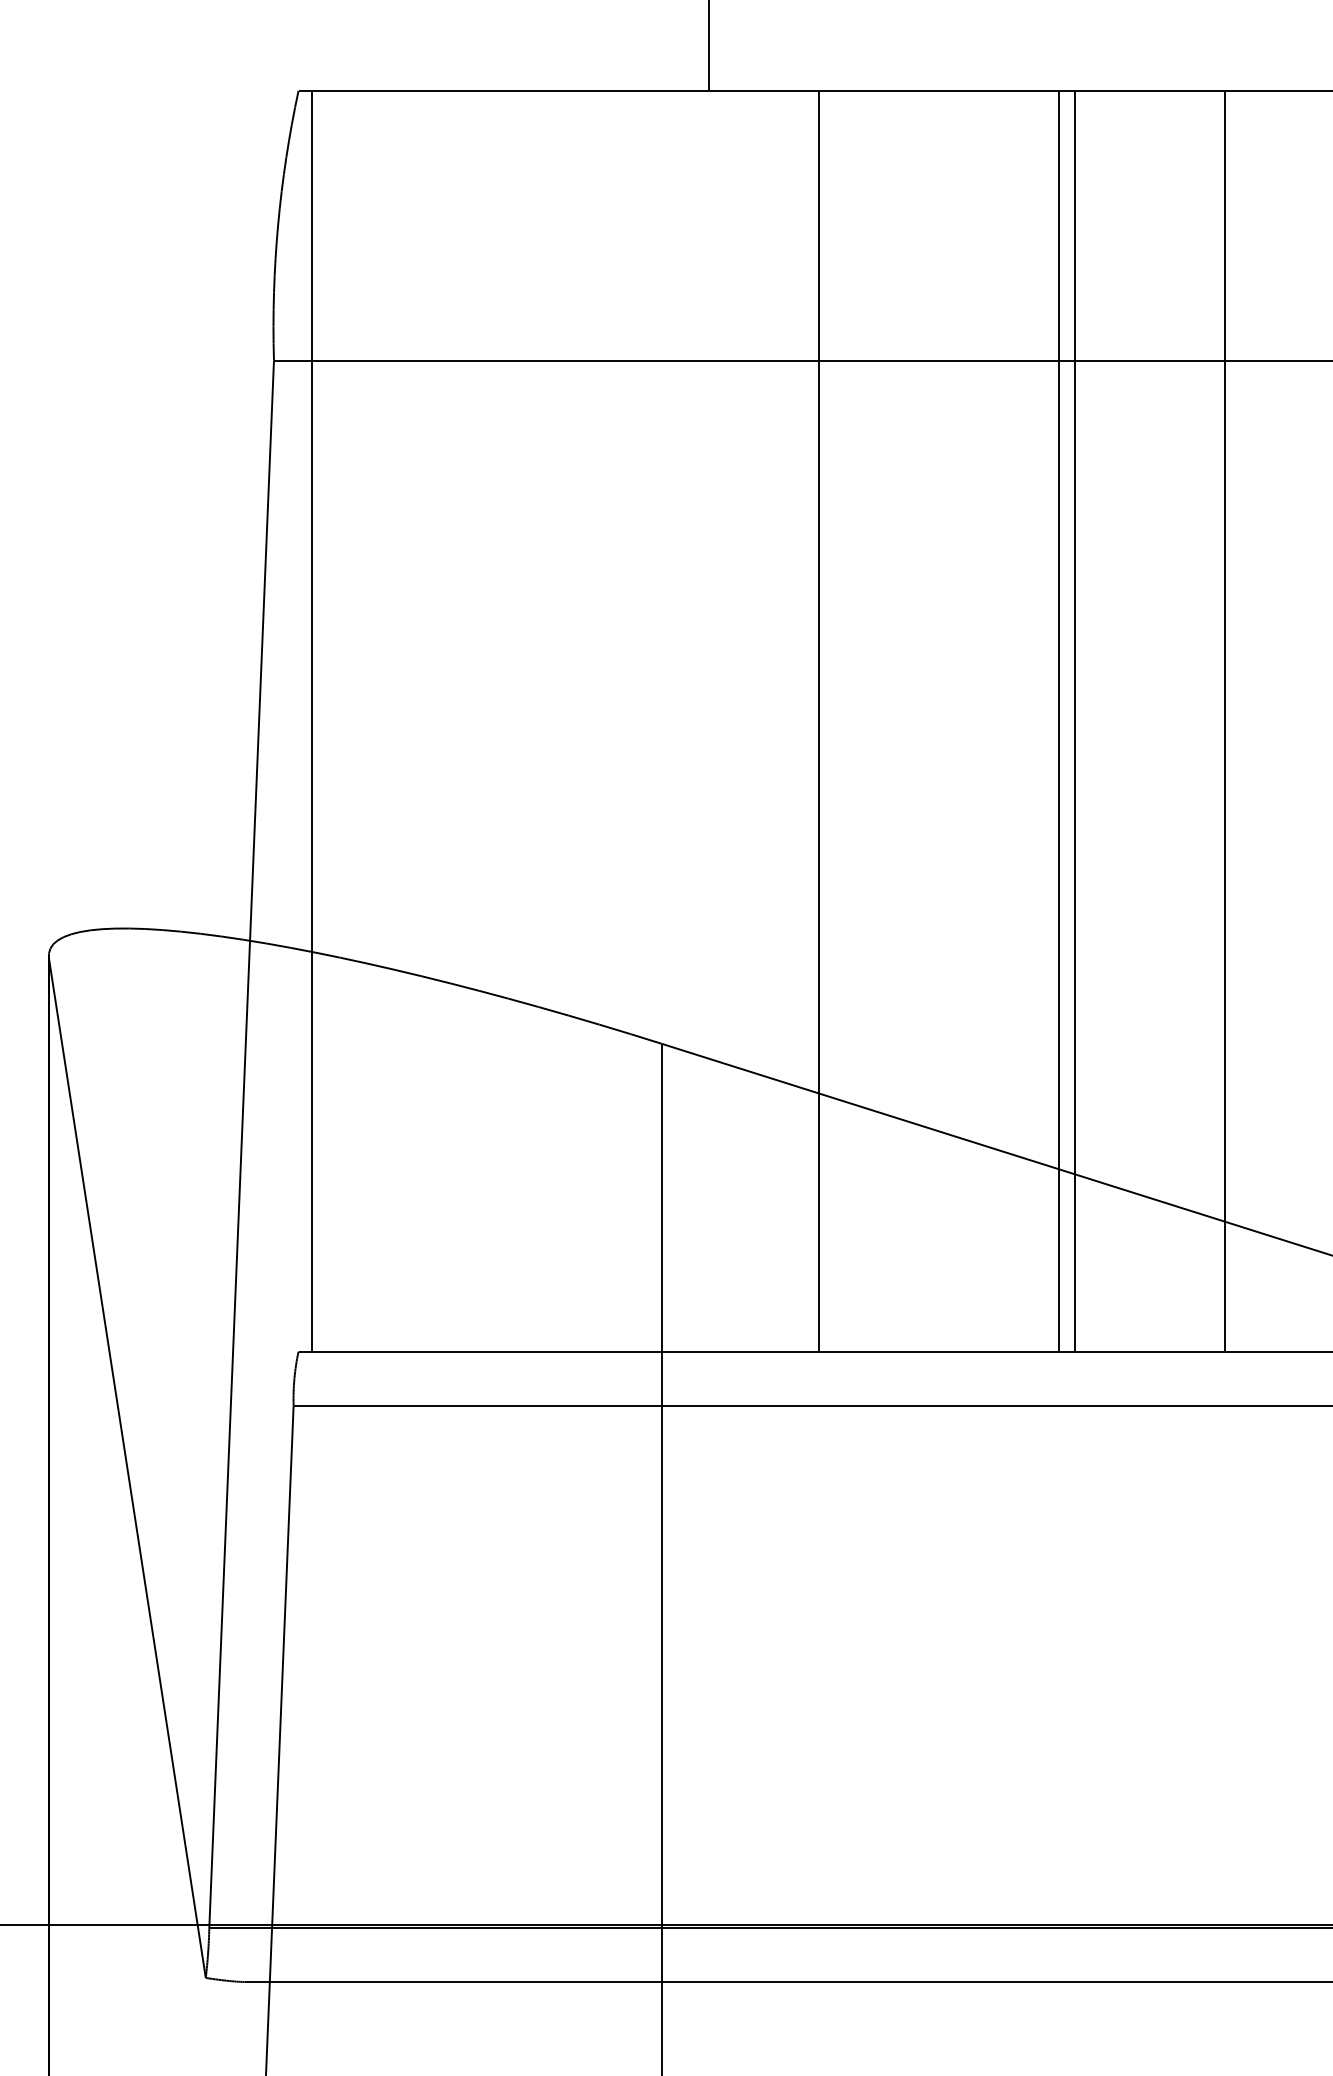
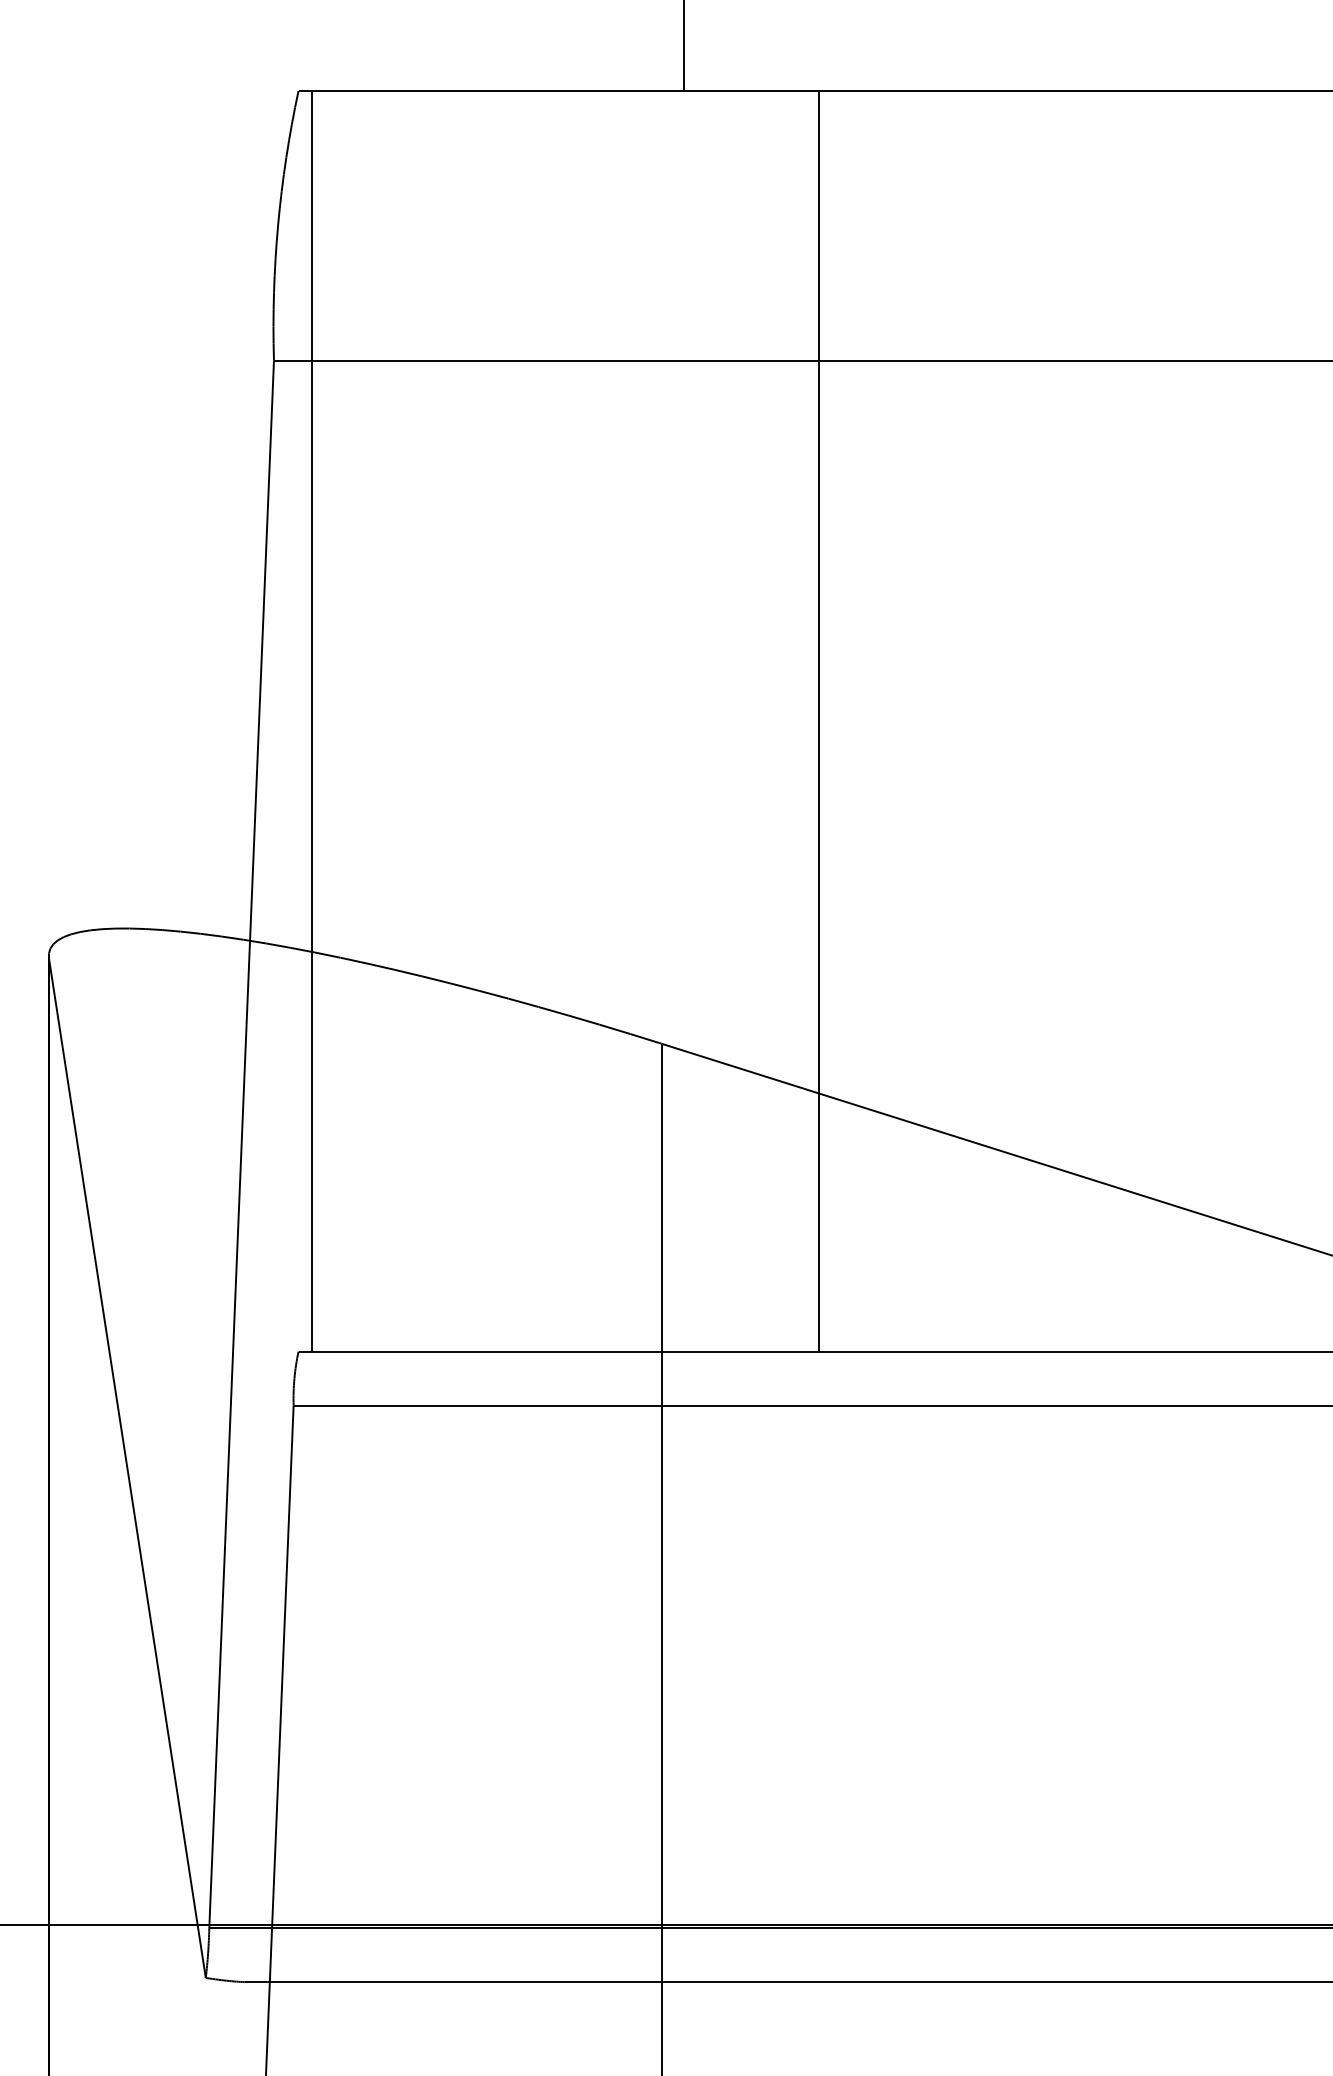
line position: (709, 46) -> (684, 46) (684, 46)
line: present -> none (1058, 720)
line: present -> none (1075, 720)
line: present -> none (1225, 720)
